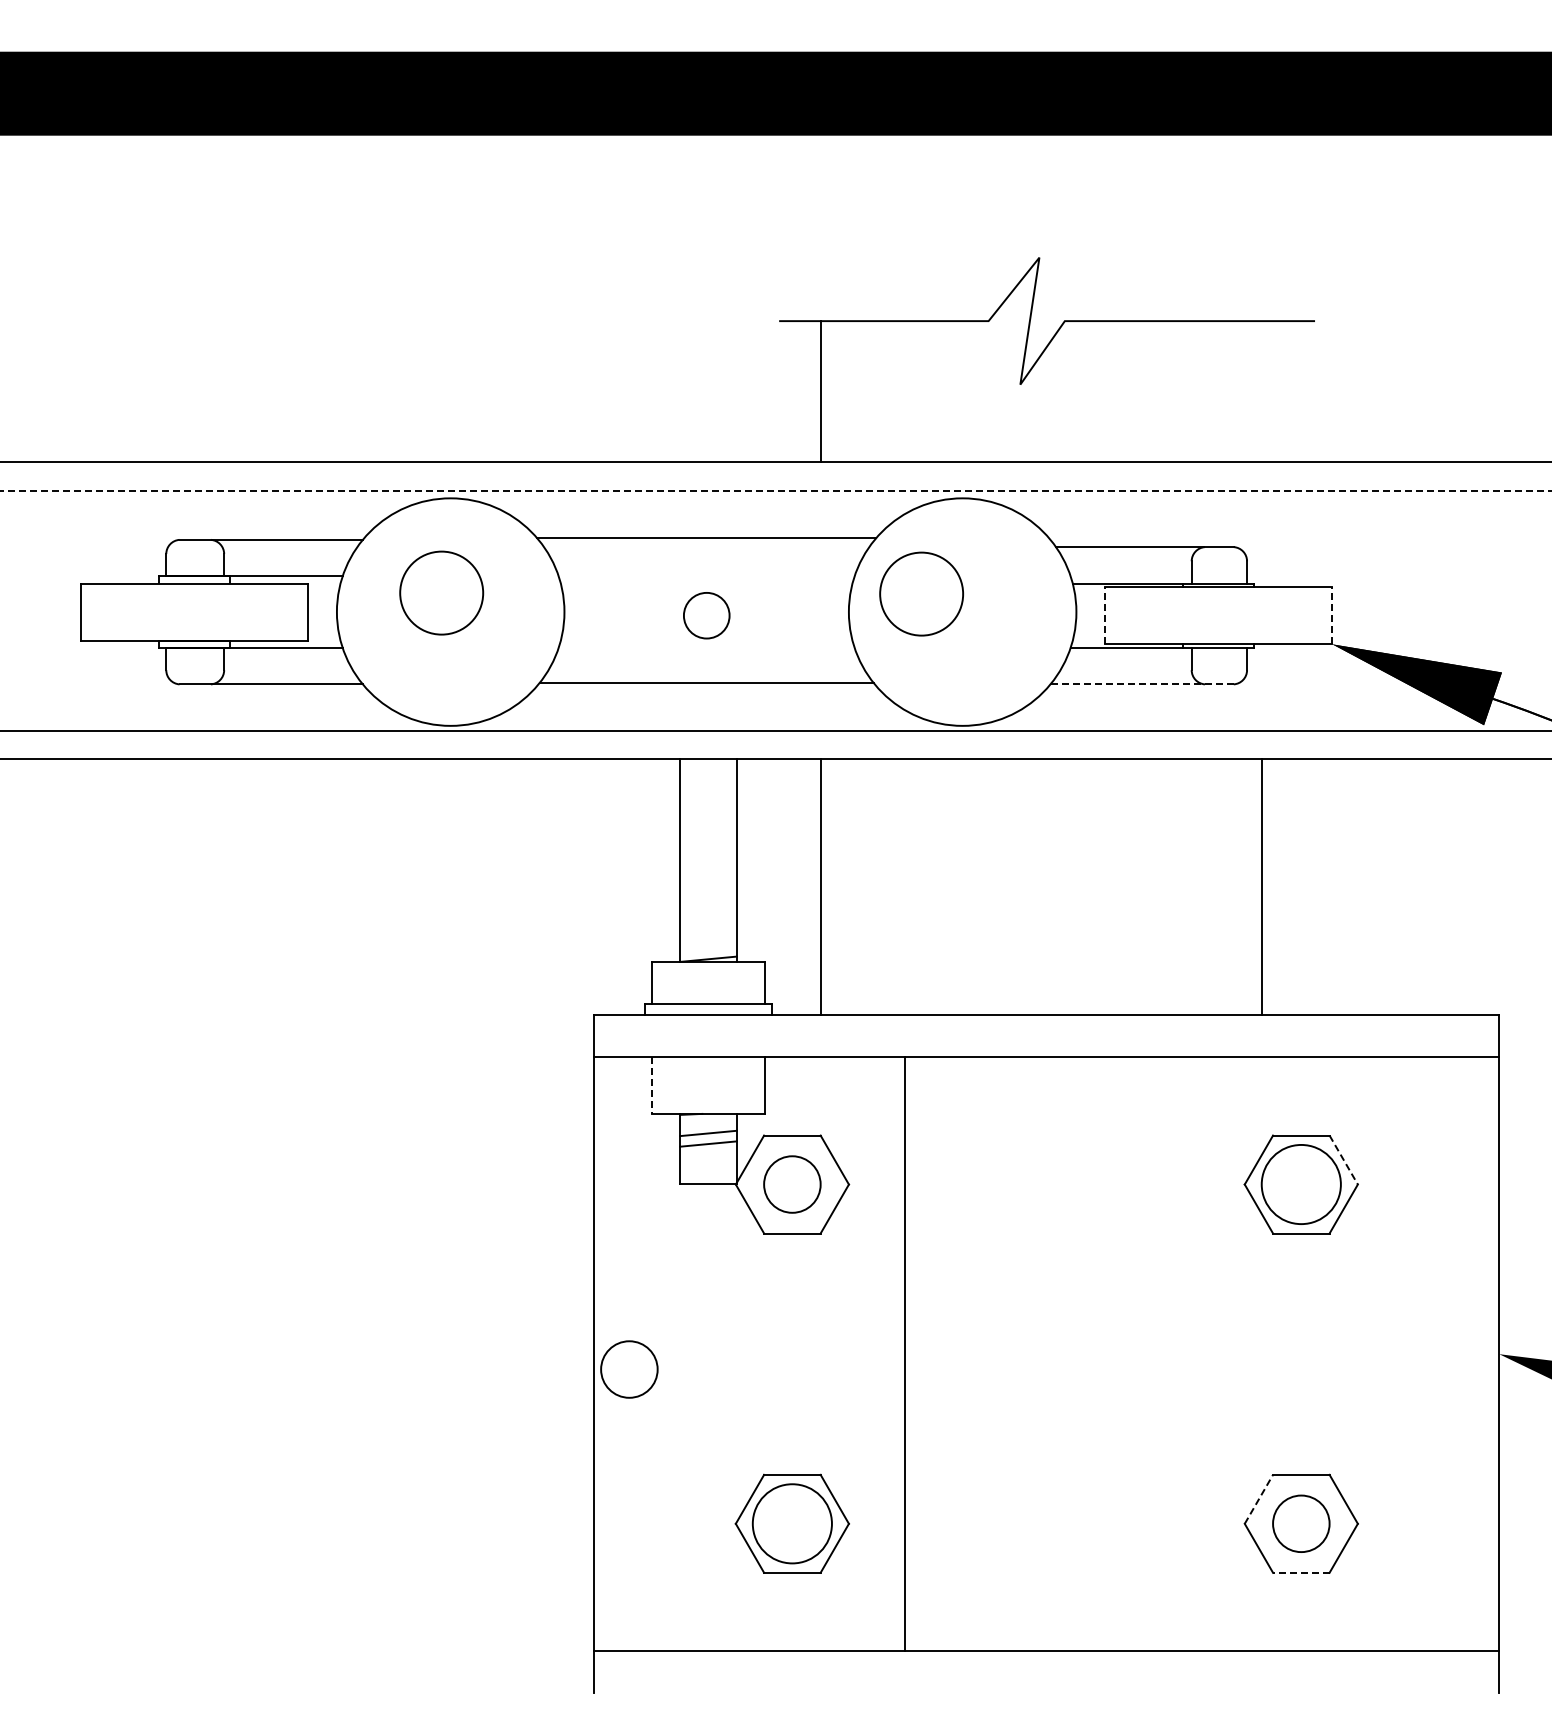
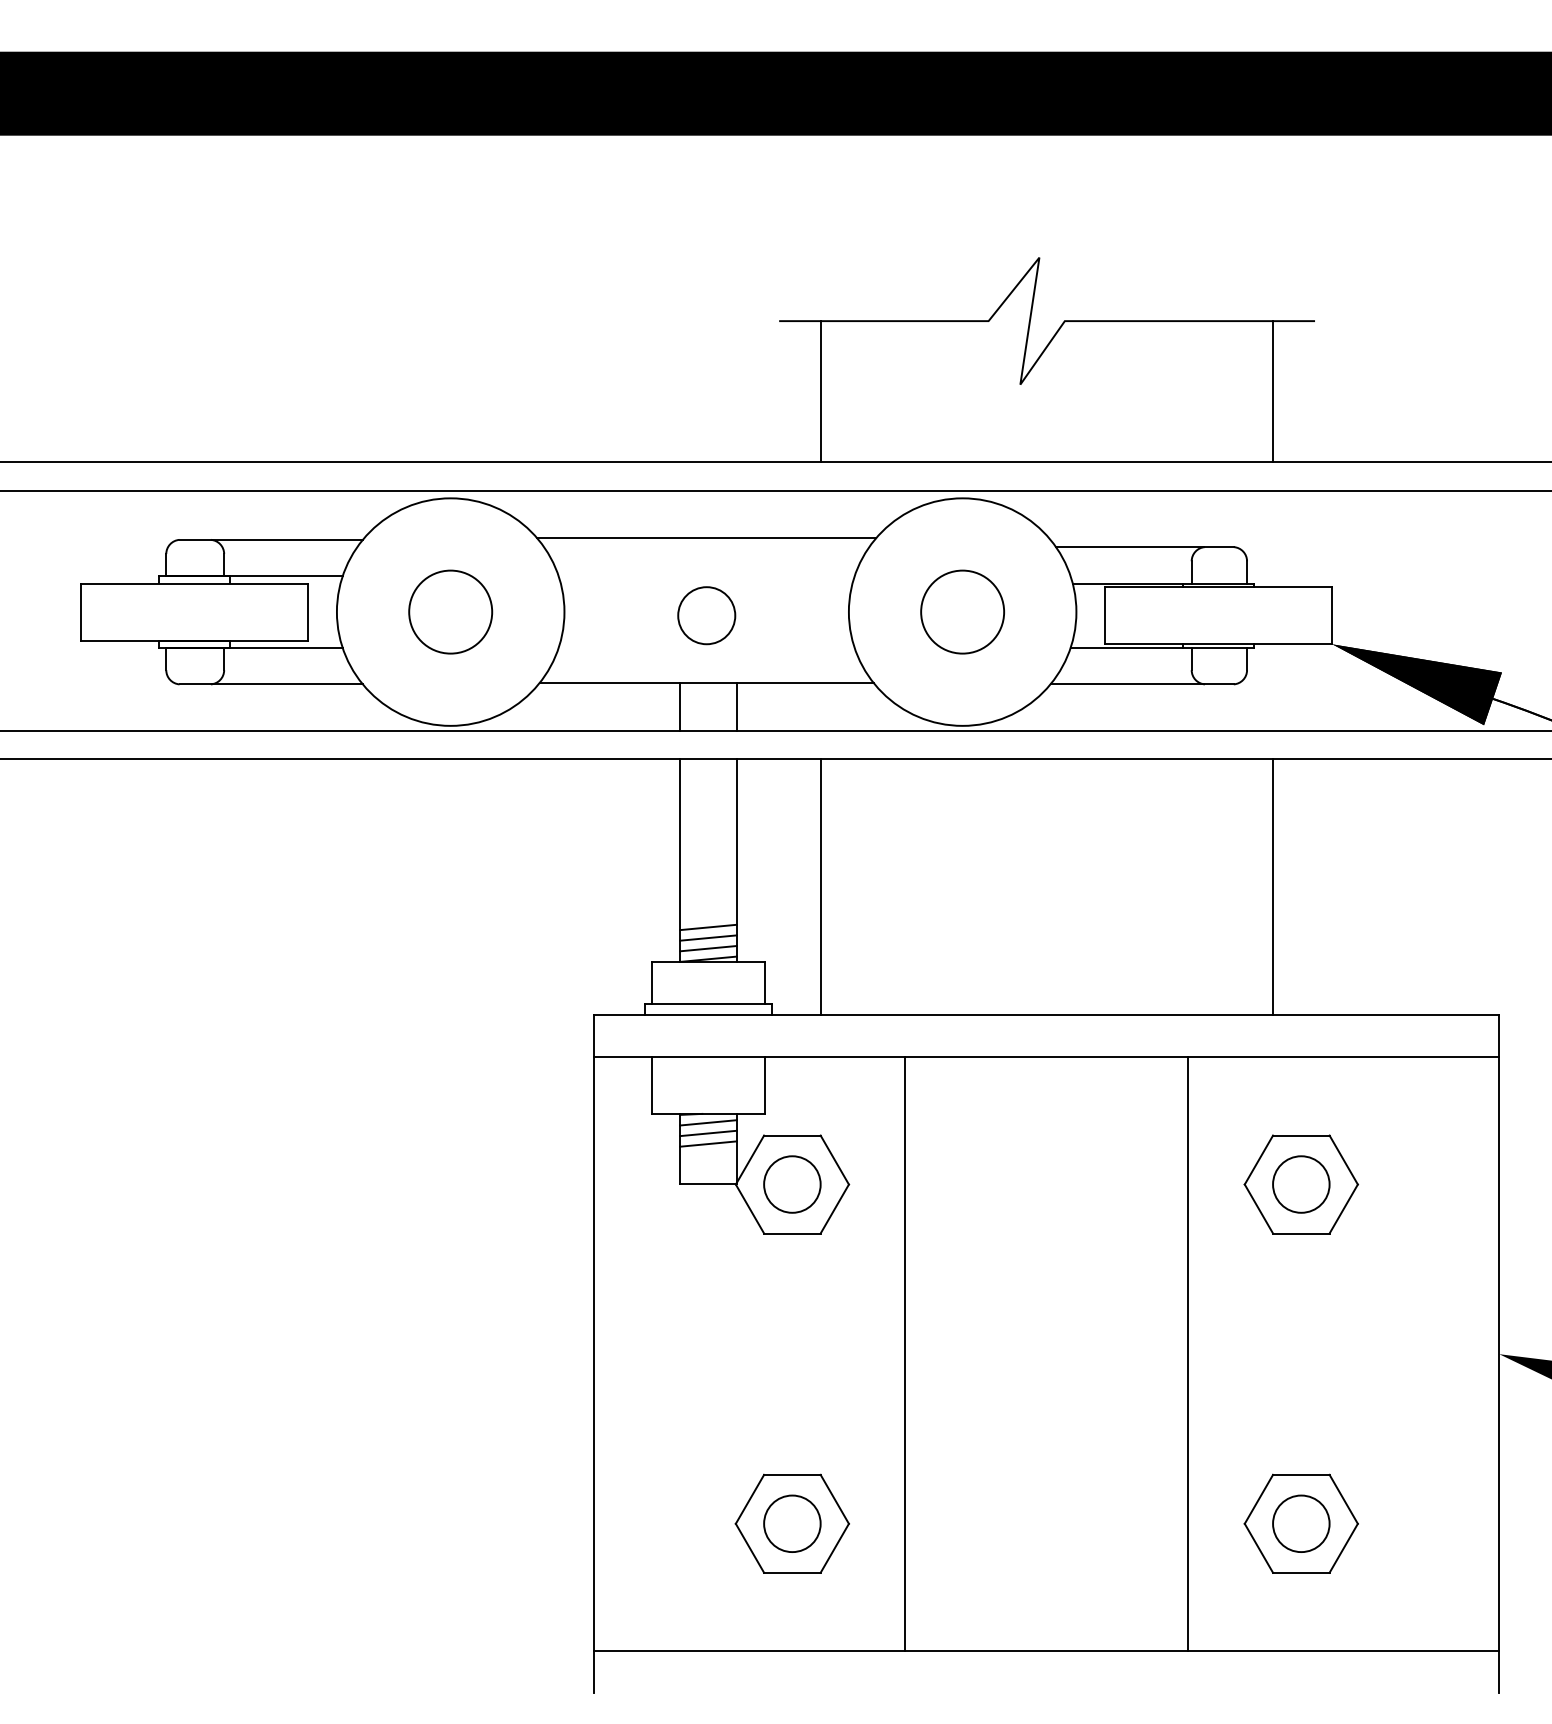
line: none -> present (1273, 391)
line: dashed -> solid (776, 490)
circle position: (441, 592) -> (450, 611) (450, 611)
circle position: (921, 593) -> (962, 611) (962, 611)
circle diameter: 46 px -> 57 px (706, 615)
line: dashed -> solid (1104, 615)
line: dashed -> solid (1332, 615)
line: dashed -> solid (1142, 684)
line: none -> present (680, 706)
line: none -> present (737, 706)
line position: (1262, 886) -> (1273, 886) (1273, 886)
line: none -> present (708, 927)
line: none -> present (708, 937)
line: none -> present (708, 948)
line: dashed -> solid (652, 1086)
line: none -> present (708, 1122)
line: dashed -> solid (1343, 1160)
circle diameter: 79 px -> 57 px (1301, 1184)
line: none -> present (1188, 1354)
circle: present -> none (629, 1369)
line: dashed -> solid (1259, 1498)
circle diameter: 79 px -> 57 px (792, 1523)
line: dashed -> solid (1300, 1572)
